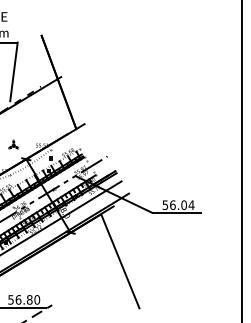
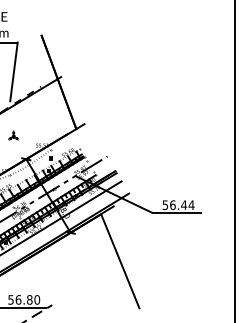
part position: (13, 144) -> (13, 135) (13, 135)
line position: (242, 160) -> (235, 160) (235, 160)
text: 56.04 -> 56.44 (184, 204)
